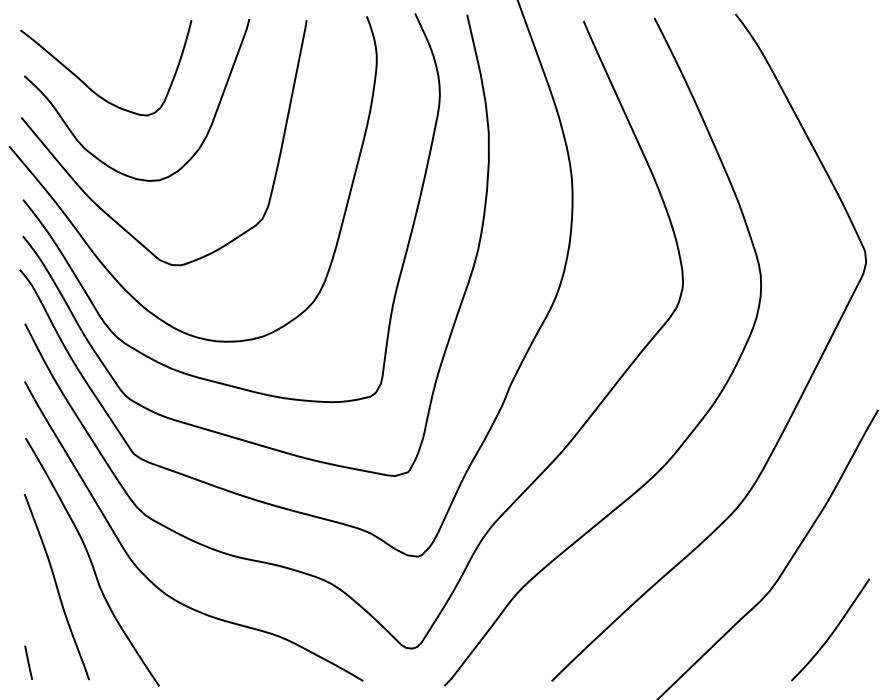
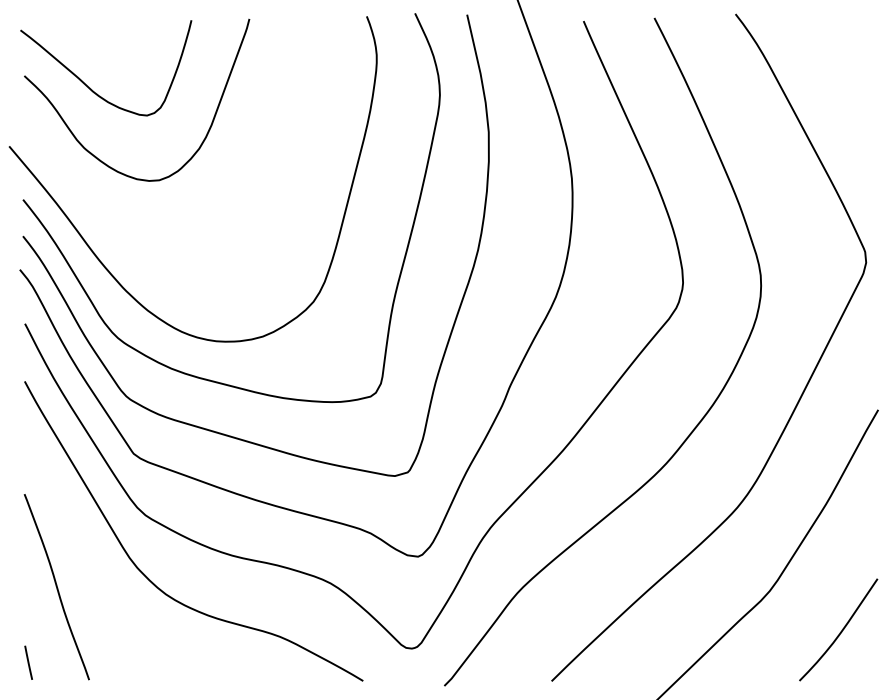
curve: present -> none (102, 208)
curve: present -> none (91, 561)
curve position: (832, 631) -> (840, 631) (840, 631)
